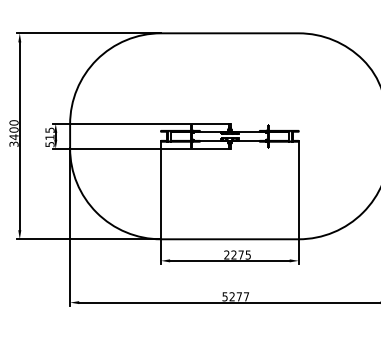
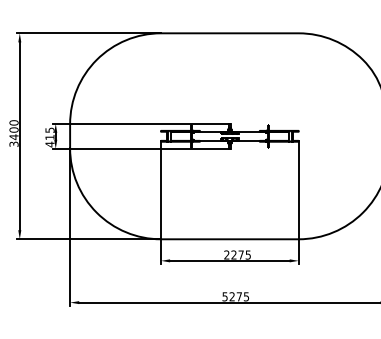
text: 515 -> 415 (49, 144)
text: 5277 -> 5275 (246, 296)
